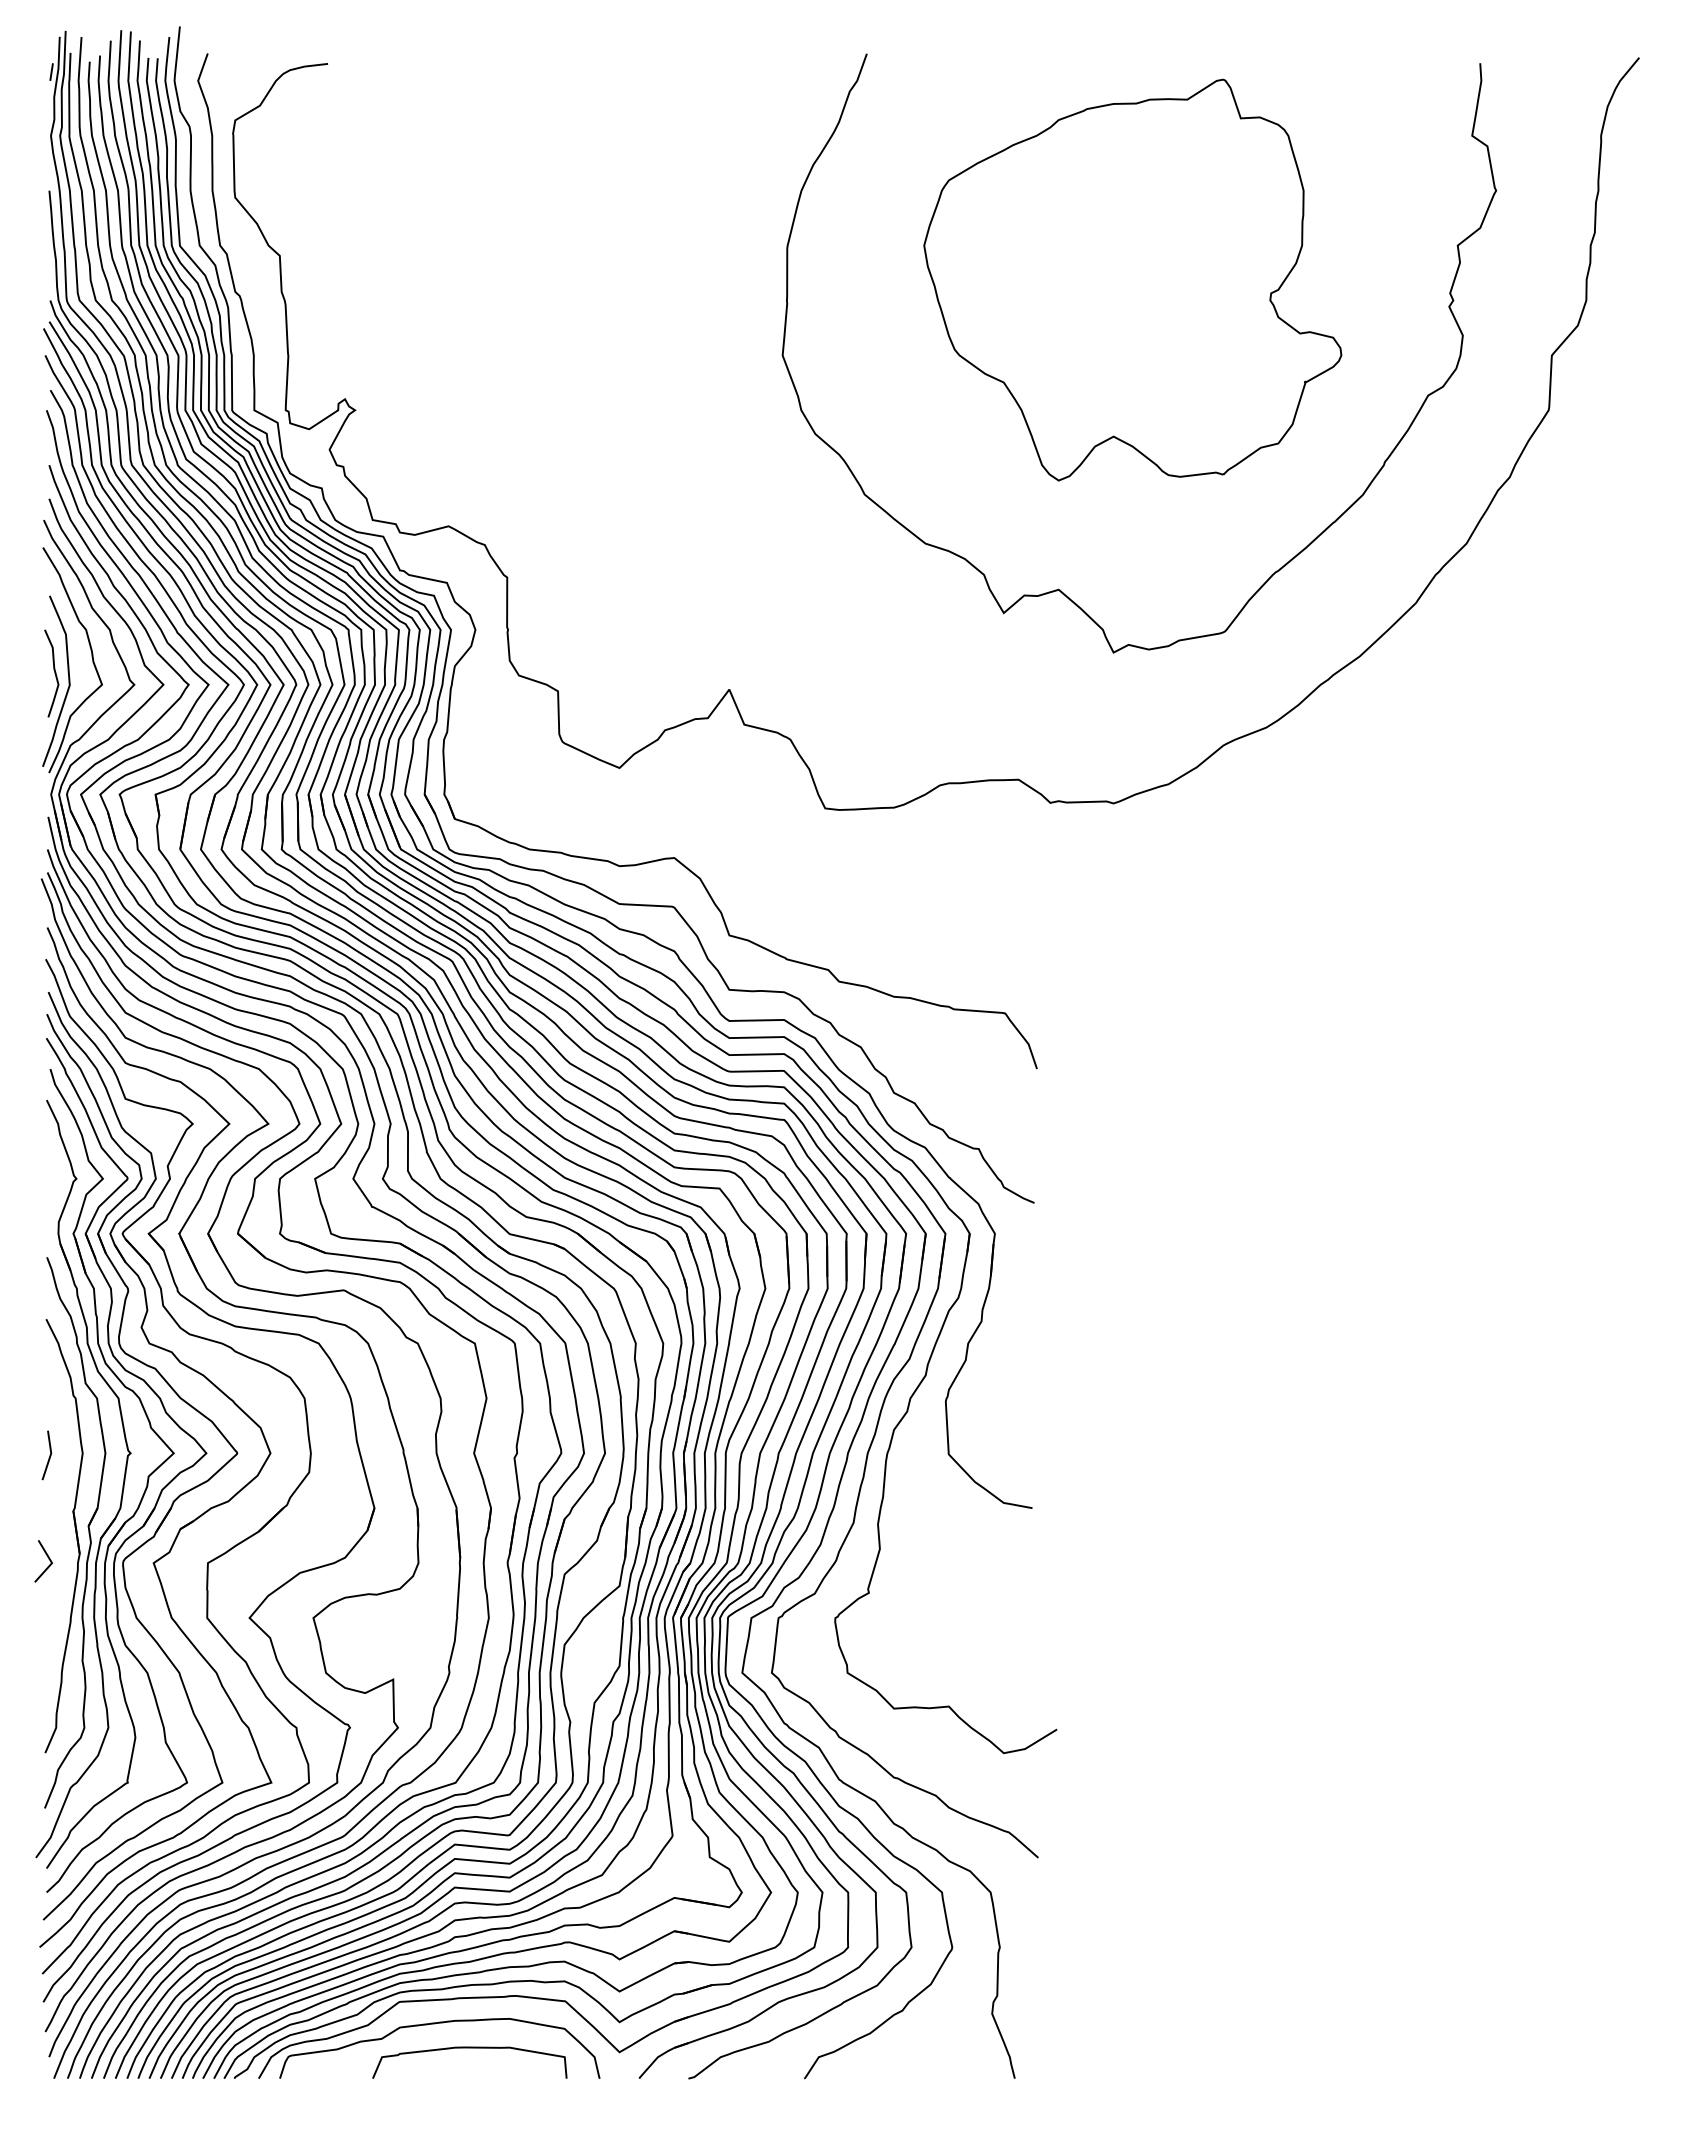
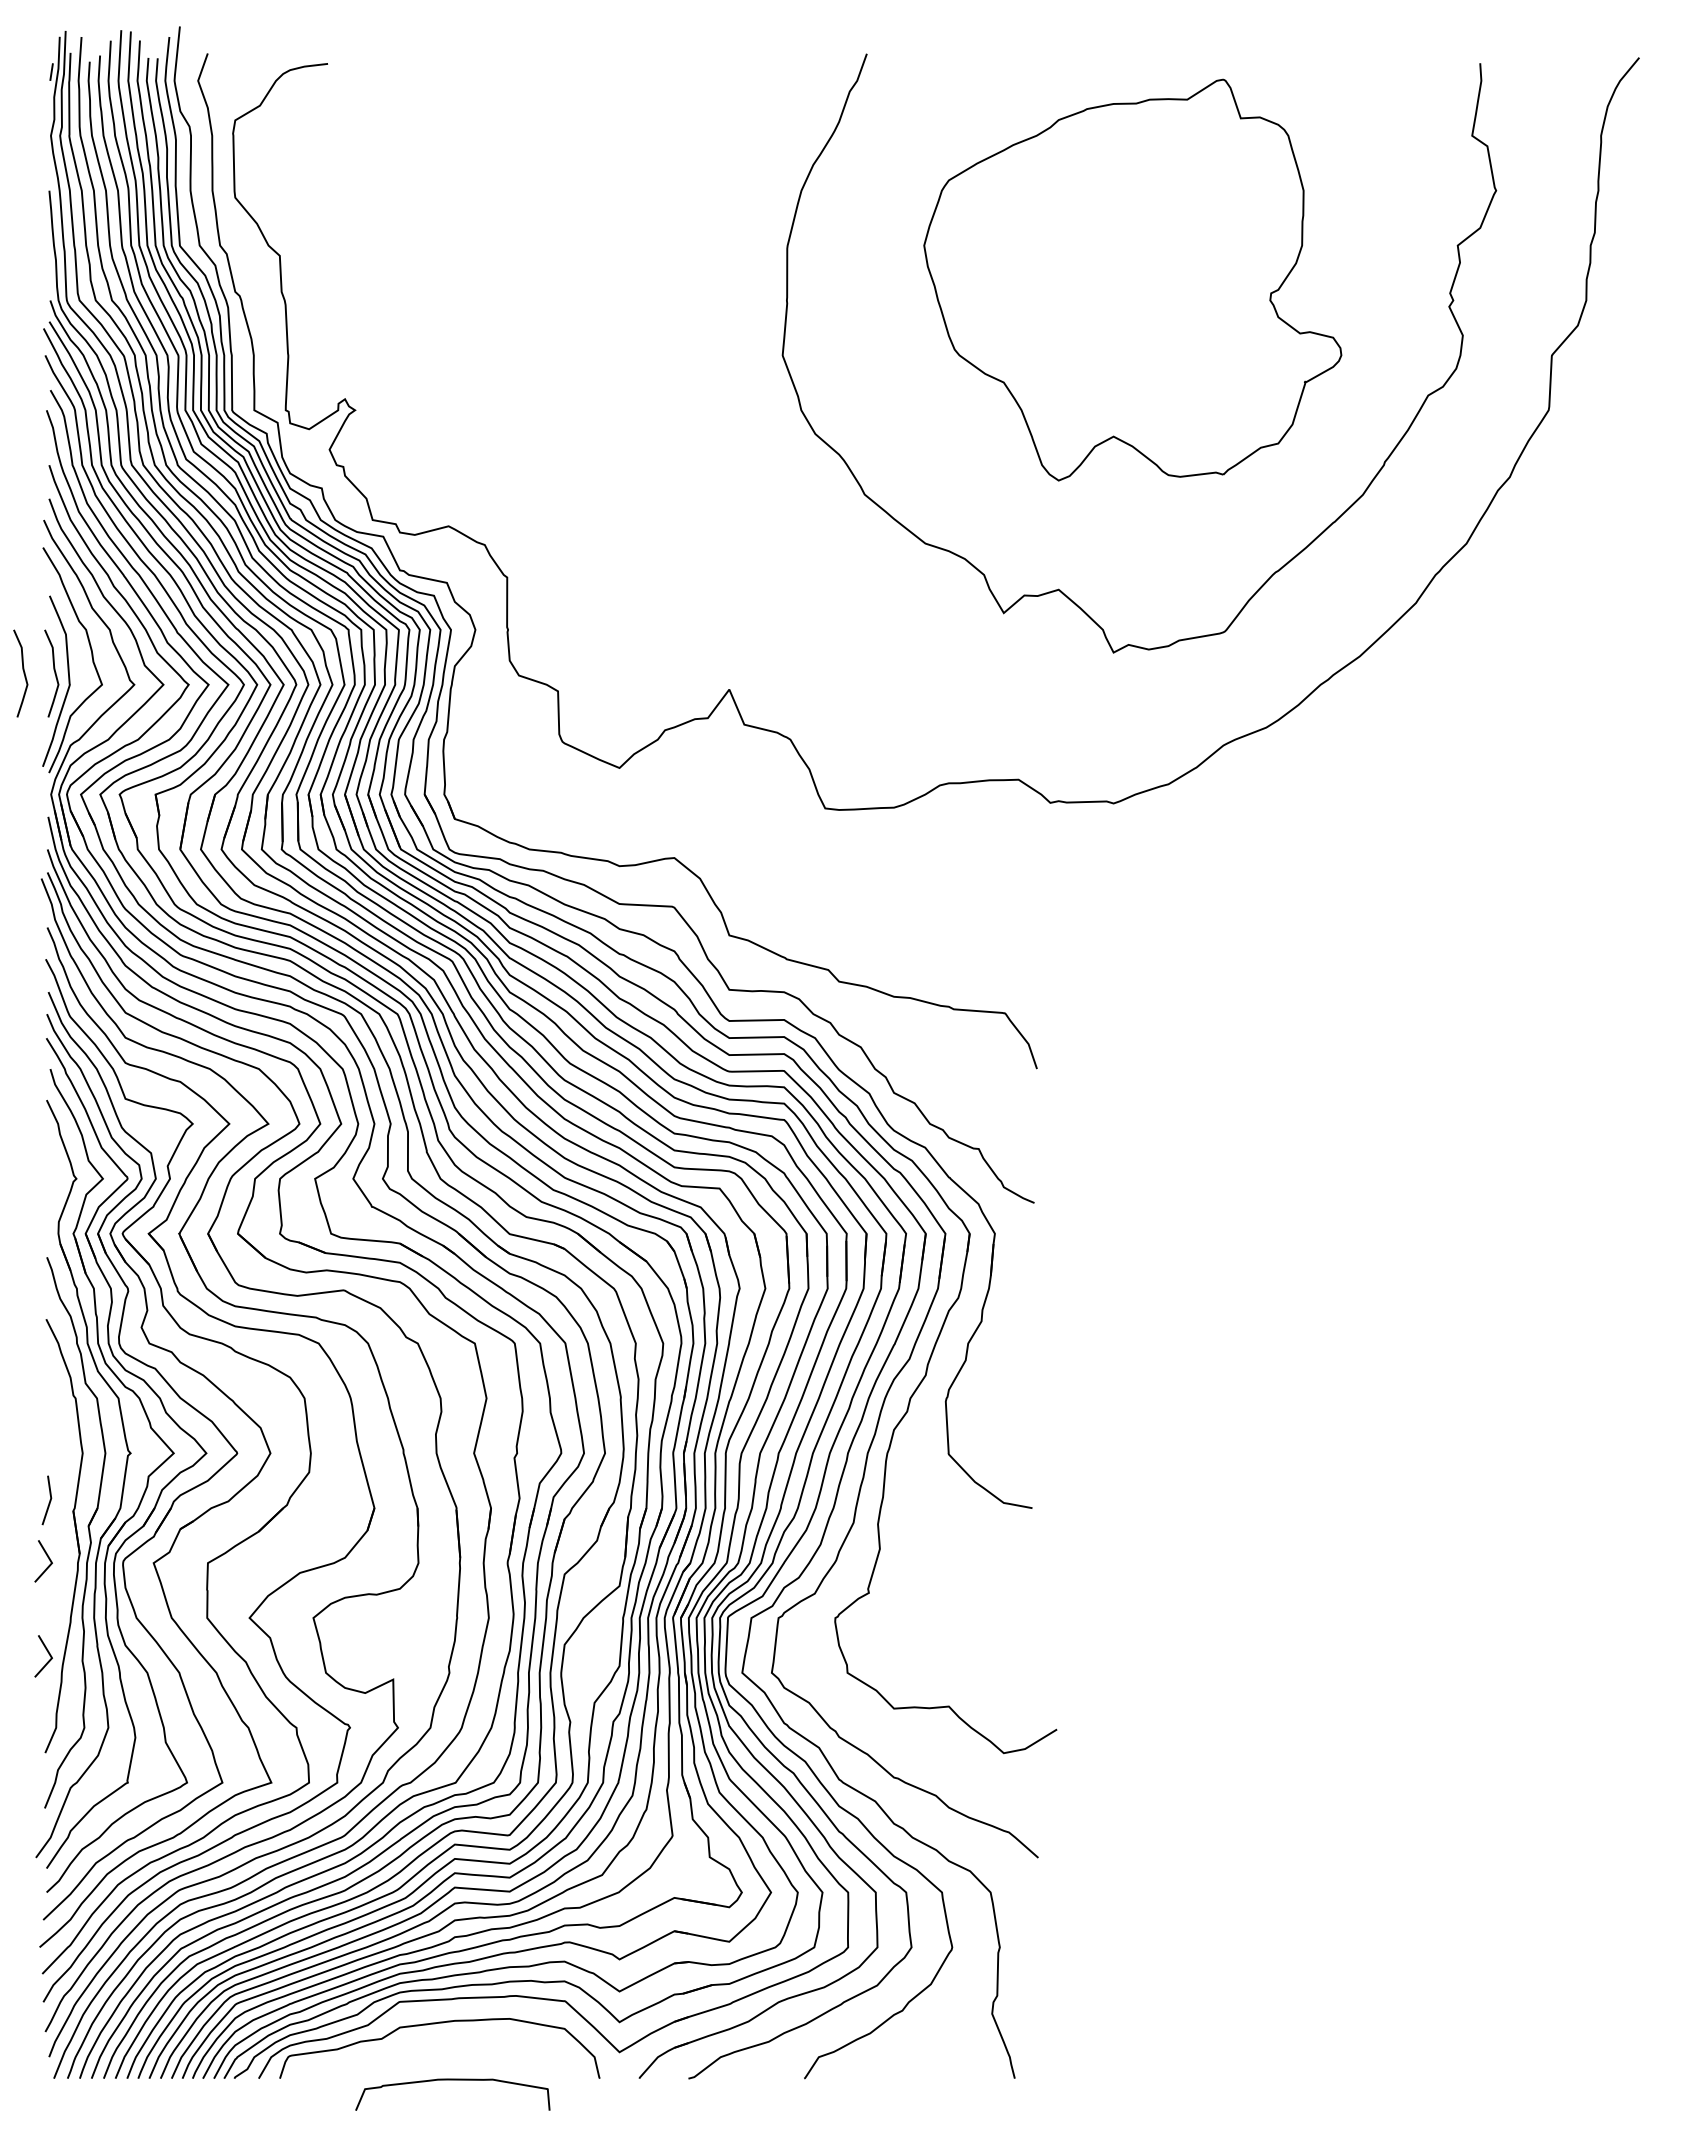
curve: none -> present (23, 673)
line position: (49, 1455) -> (49, 1500) (49, 1500)
line: none -> present (48, 1654)
curve position: (469, 2048) -> (452, 2080) (452, 2080)
